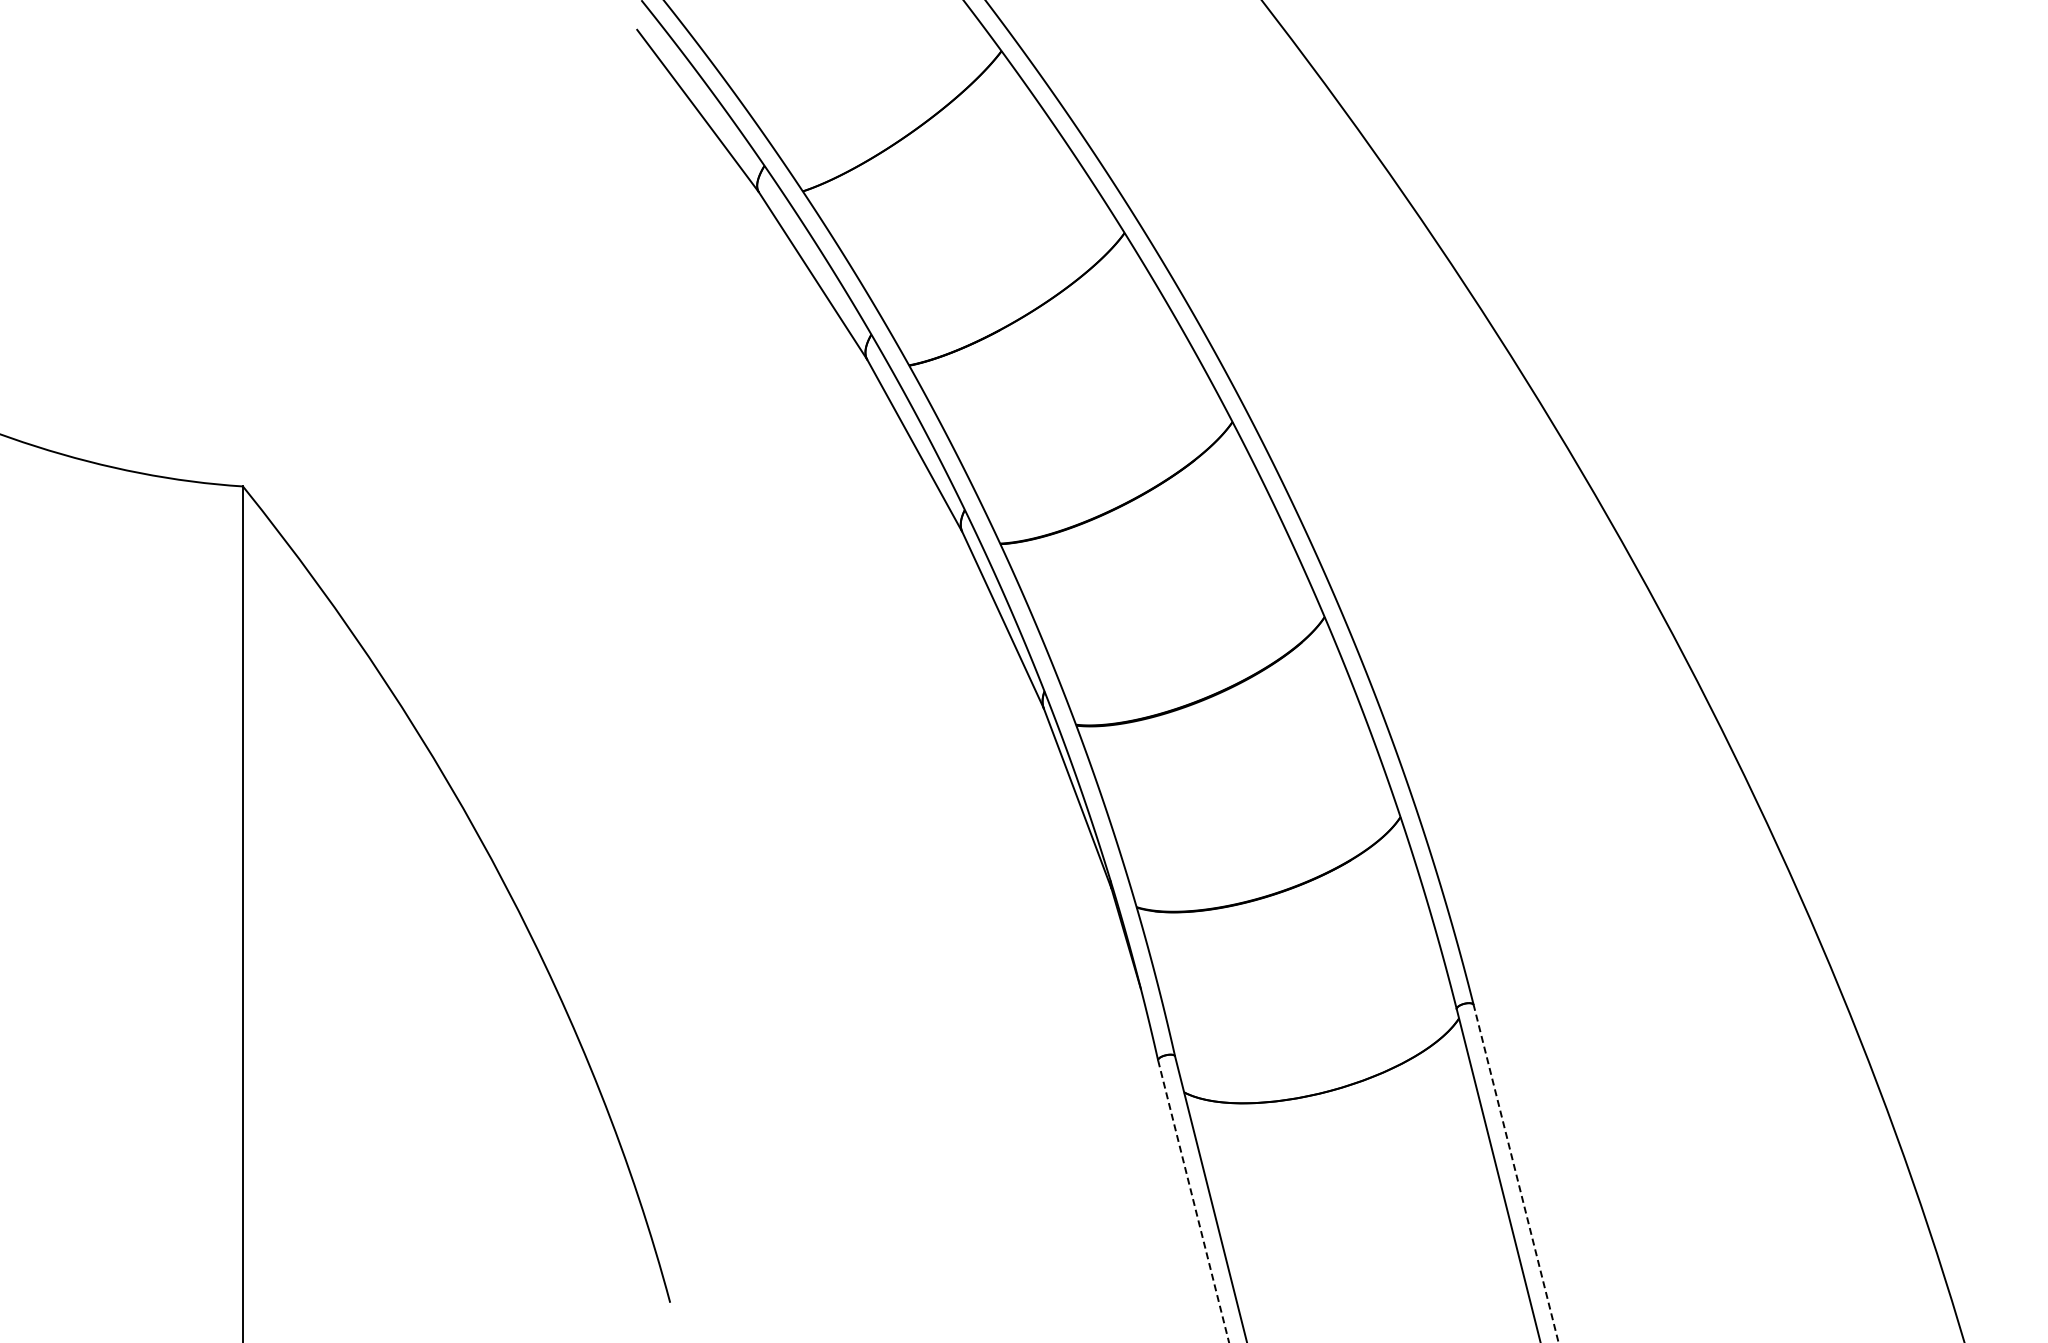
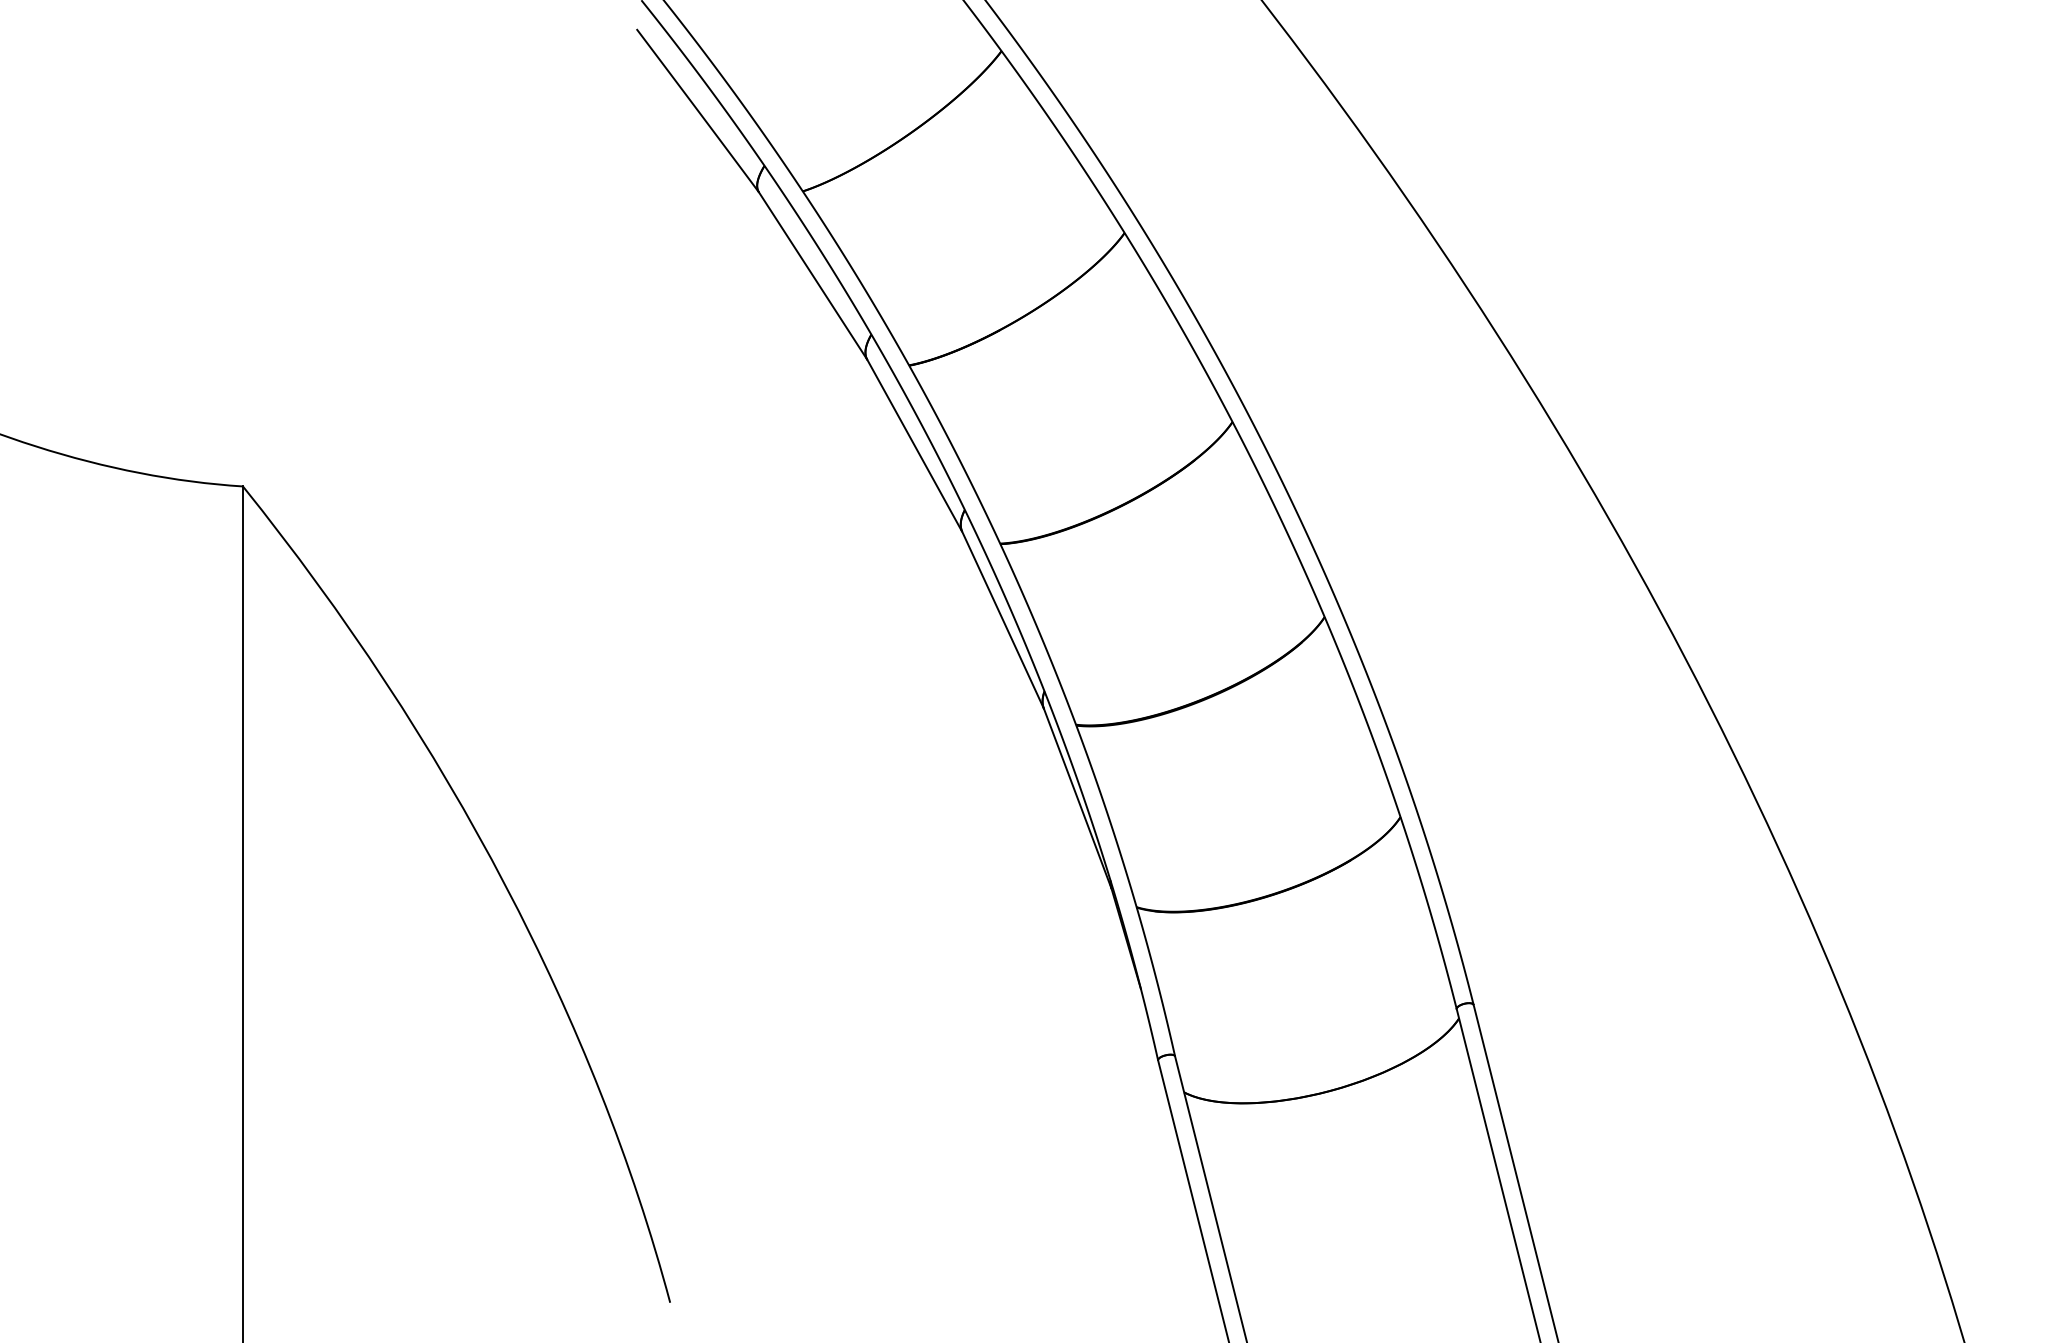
line: dashed -> solid (1516, 1173)
line: dashed -> solid (1193, 1201)
